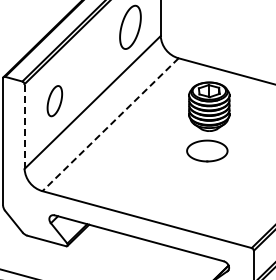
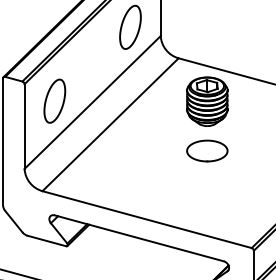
part size: 18x33 px -> 24x46 px (54, 100)
part position: (209, 106) -> (207, 101) (207, 101)
line: dashed -> solid (110, 125)
line: dashed -> solid (24, 126)
